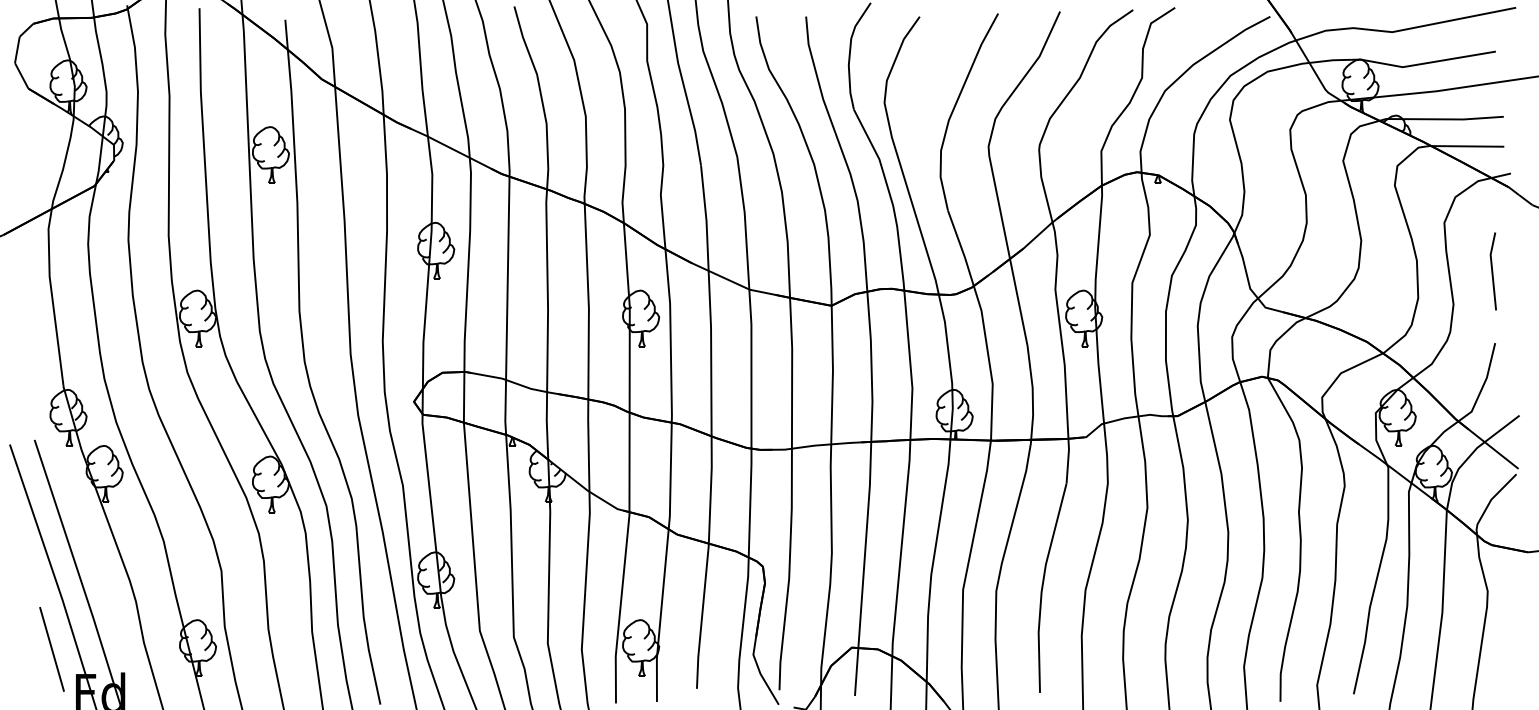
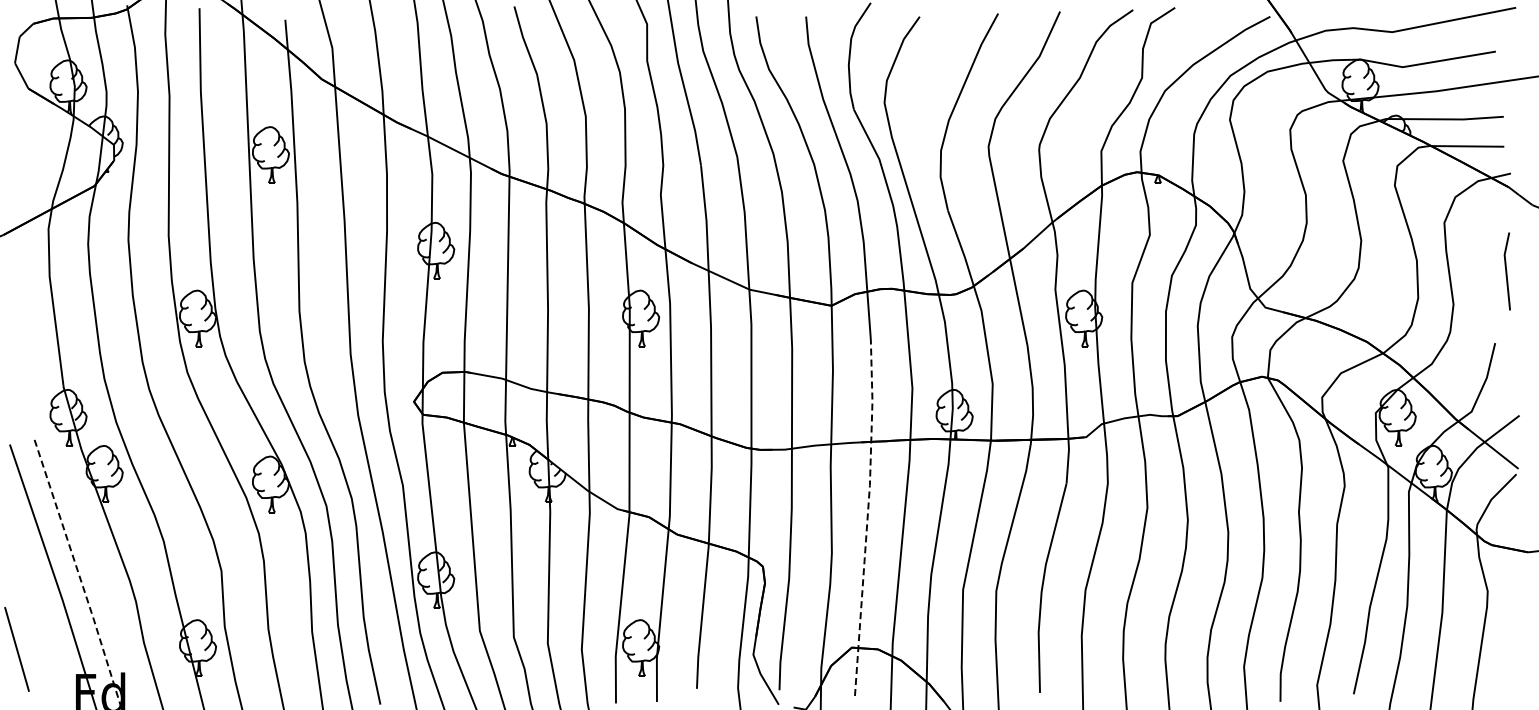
line position: (1492, 271) -> (1506, 271) (1506, 271)
line: solid -> dashed (867, 517)
line: solid -> dashed (79, 575)
line position: (51, 649) -> (16, 649) (16, 649)
